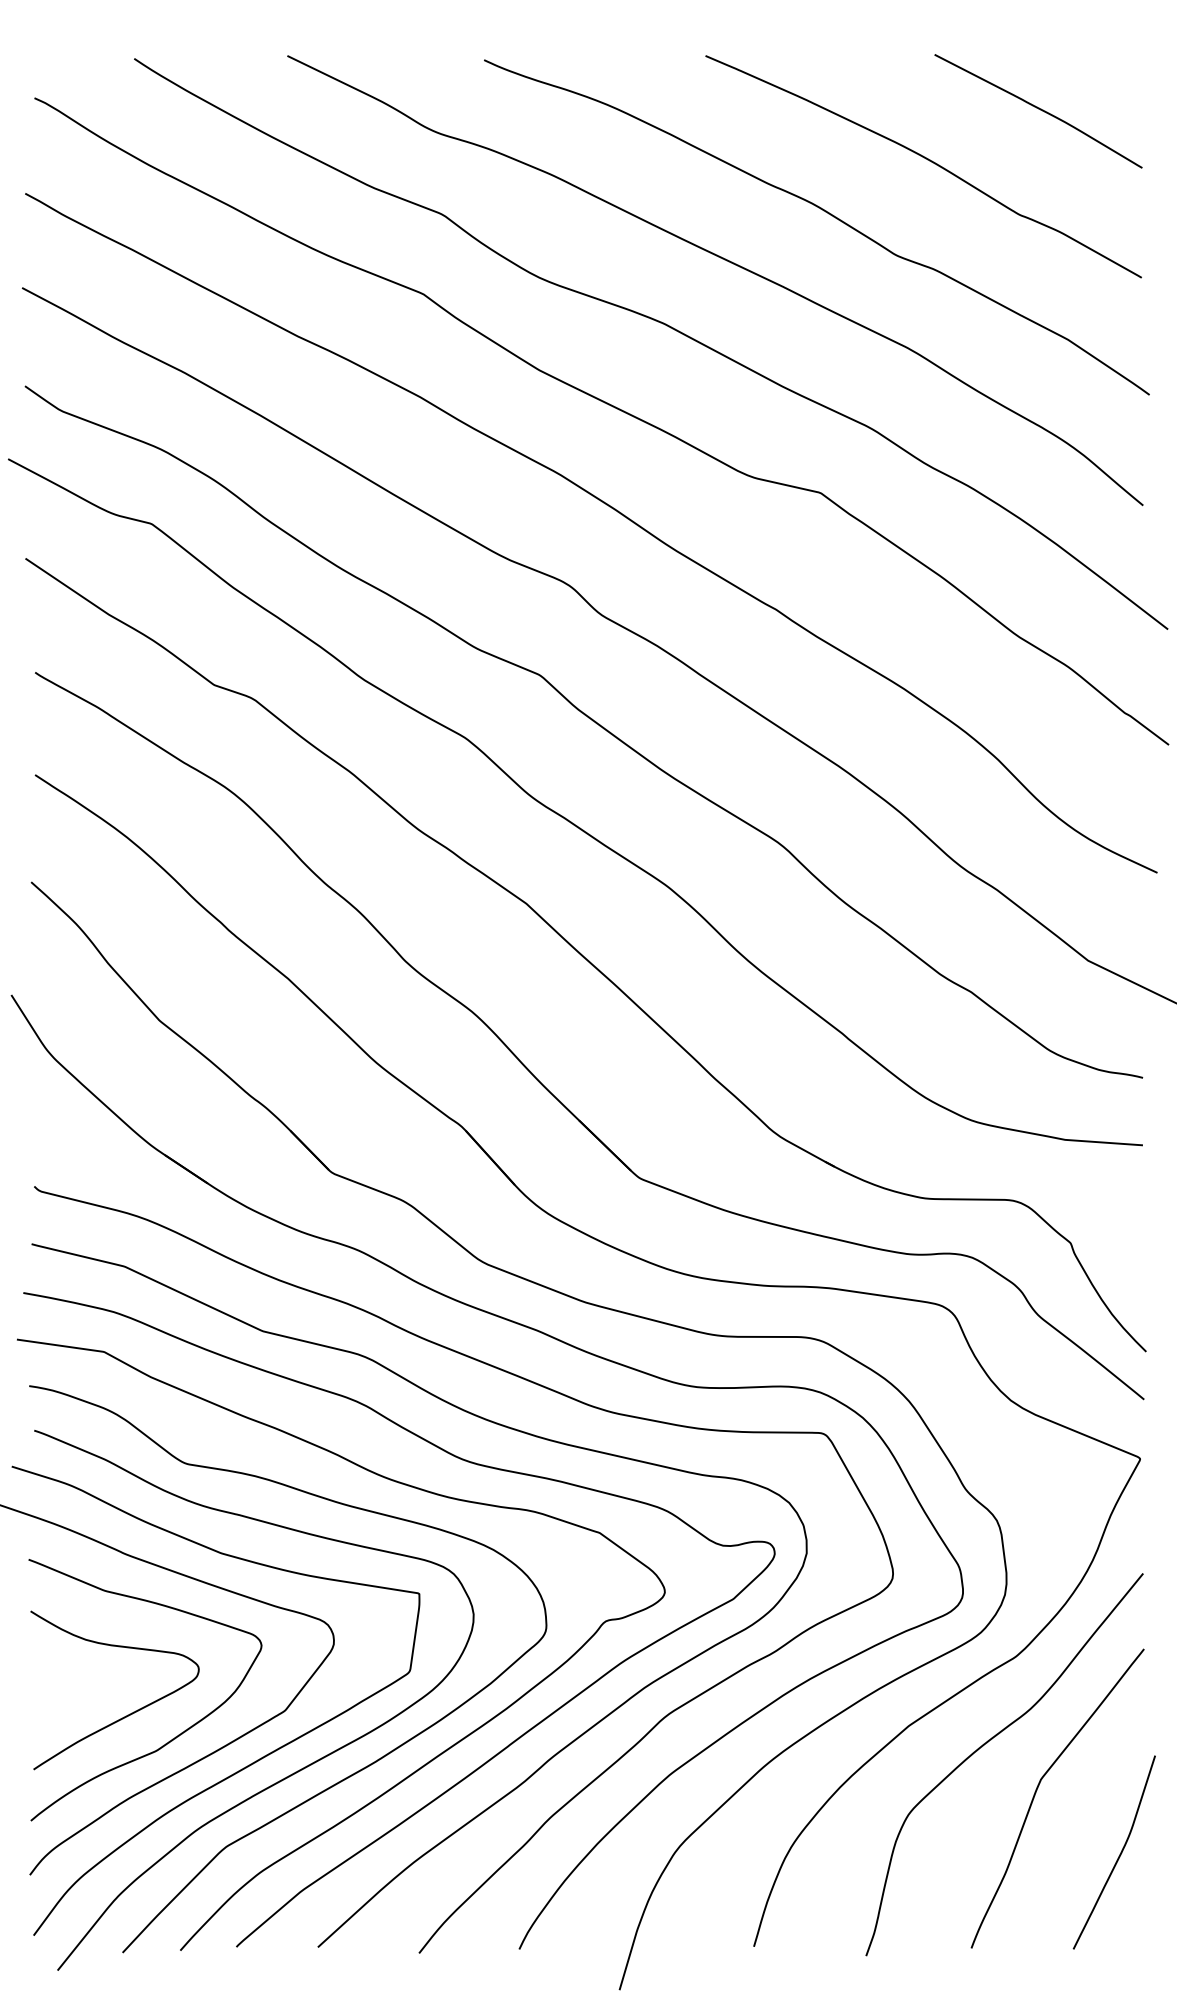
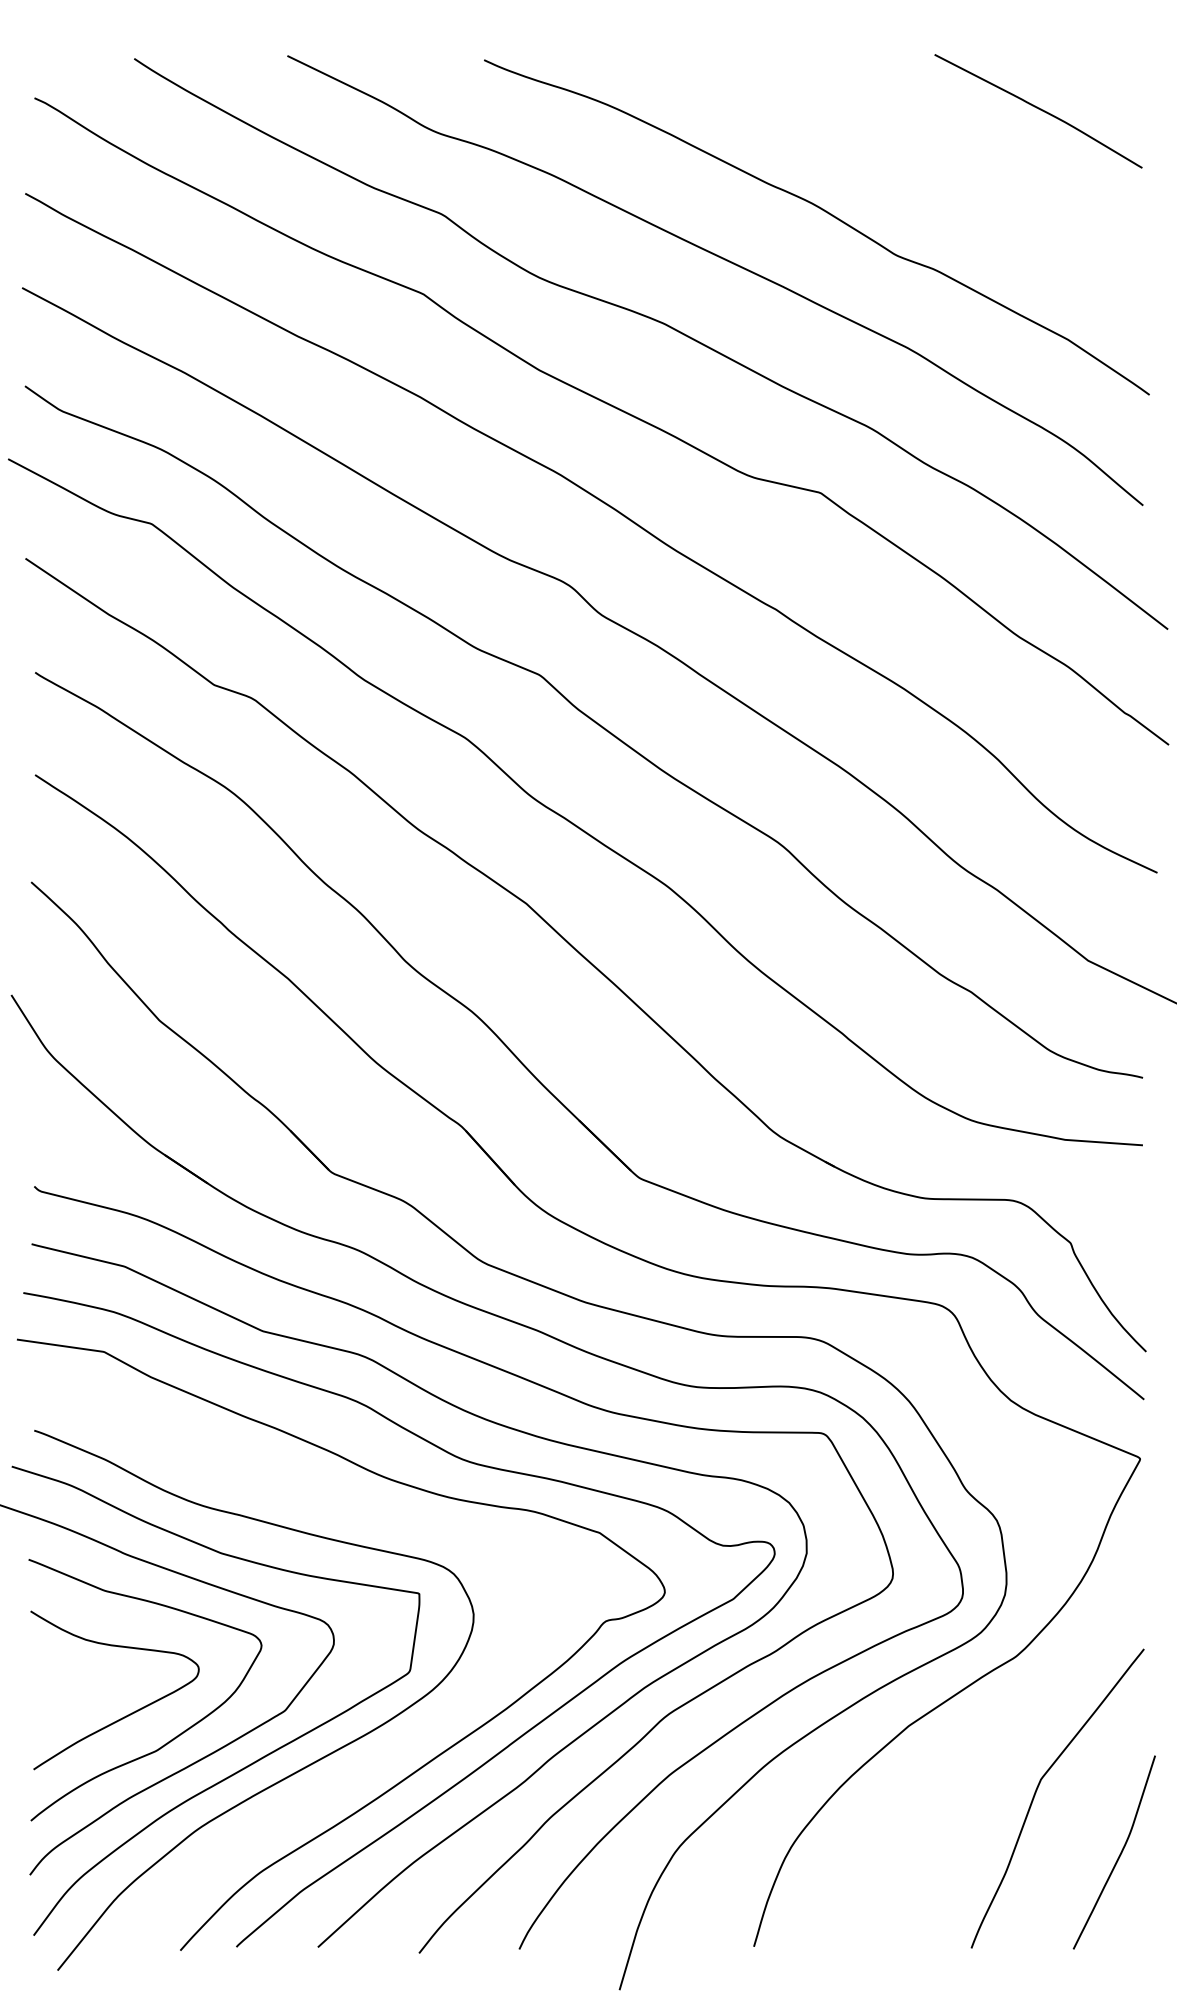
curve: present -> none (927, 160)
curve: present -> none (987, 1743)
curve: present -> none (352, 1773)
